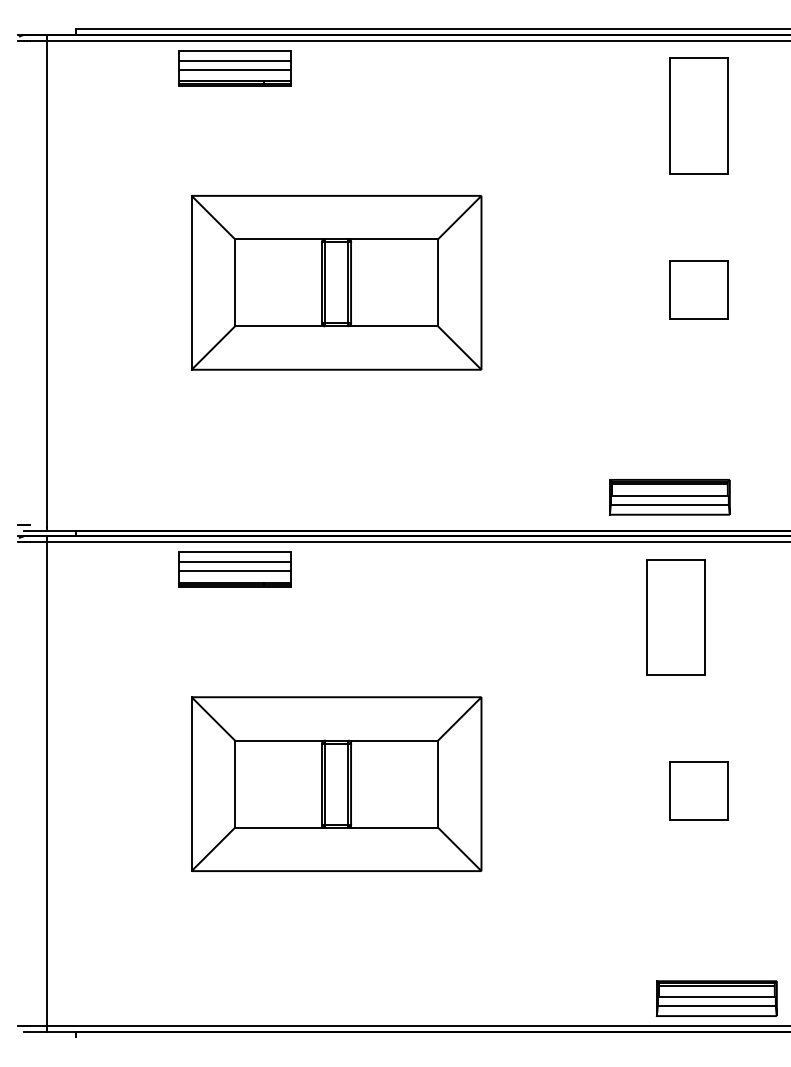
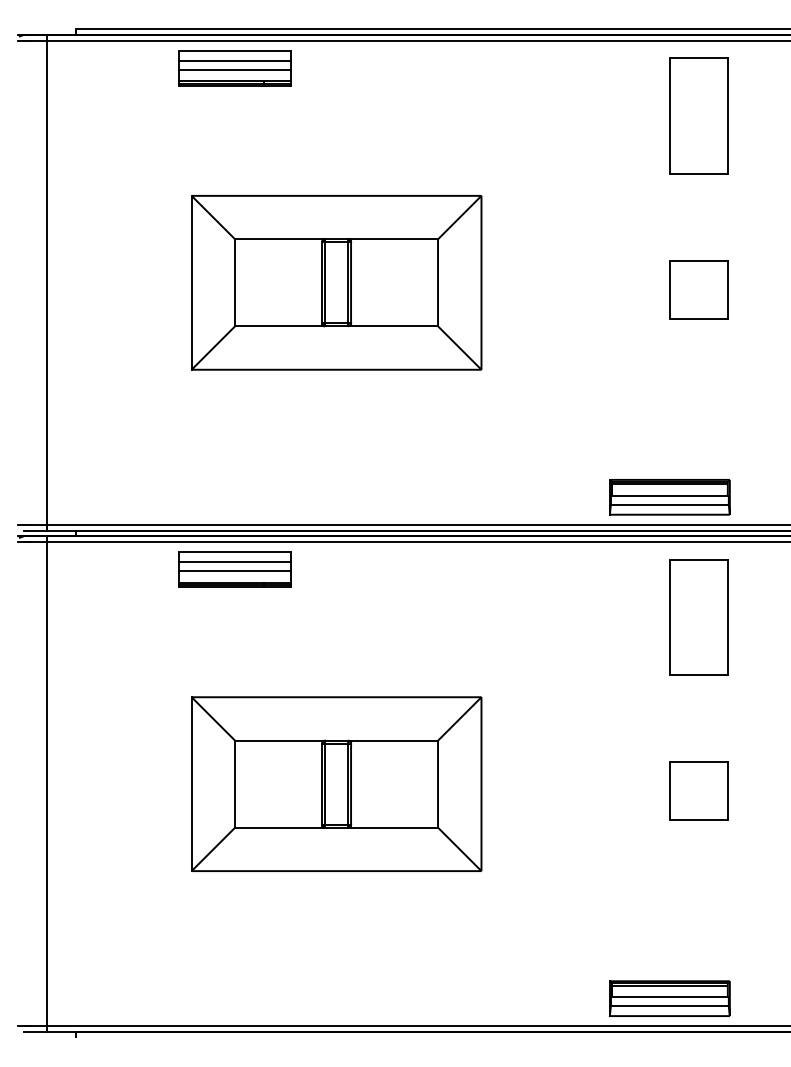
line: none -> present (408, 524)
part position: (675, 617) -> (698, 617) (698, 617)
part position: (716, 998) -> (669, 998) (669, 998)
